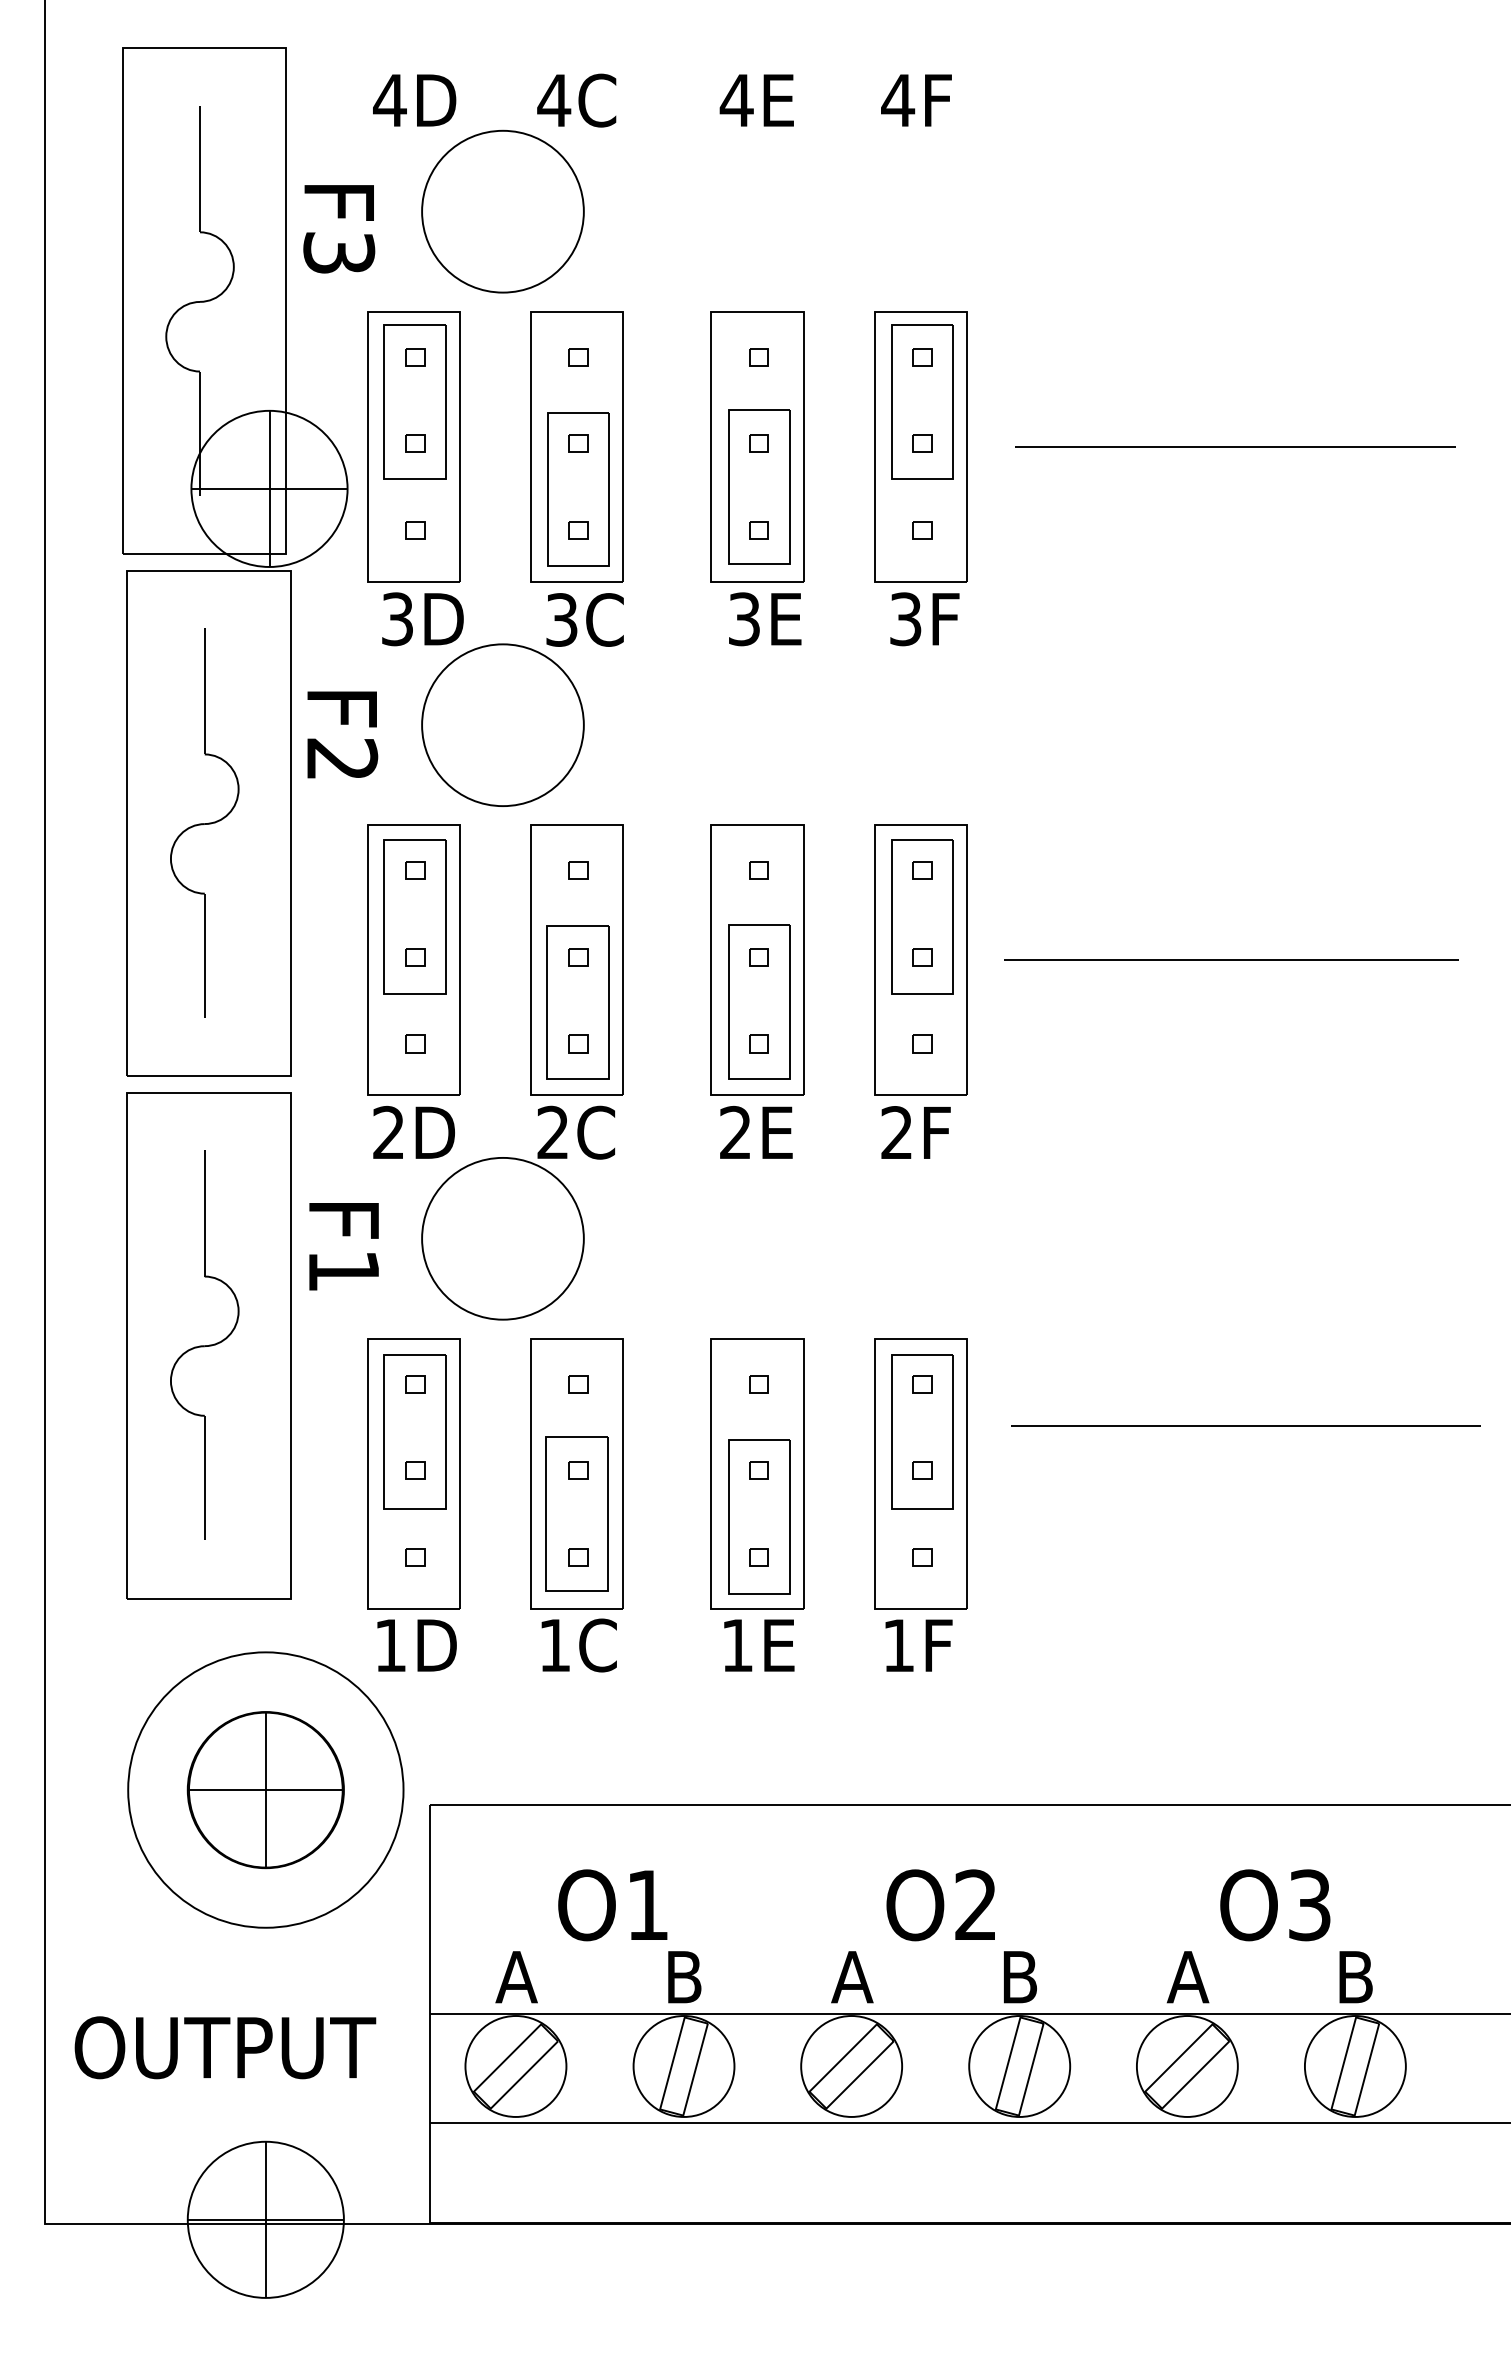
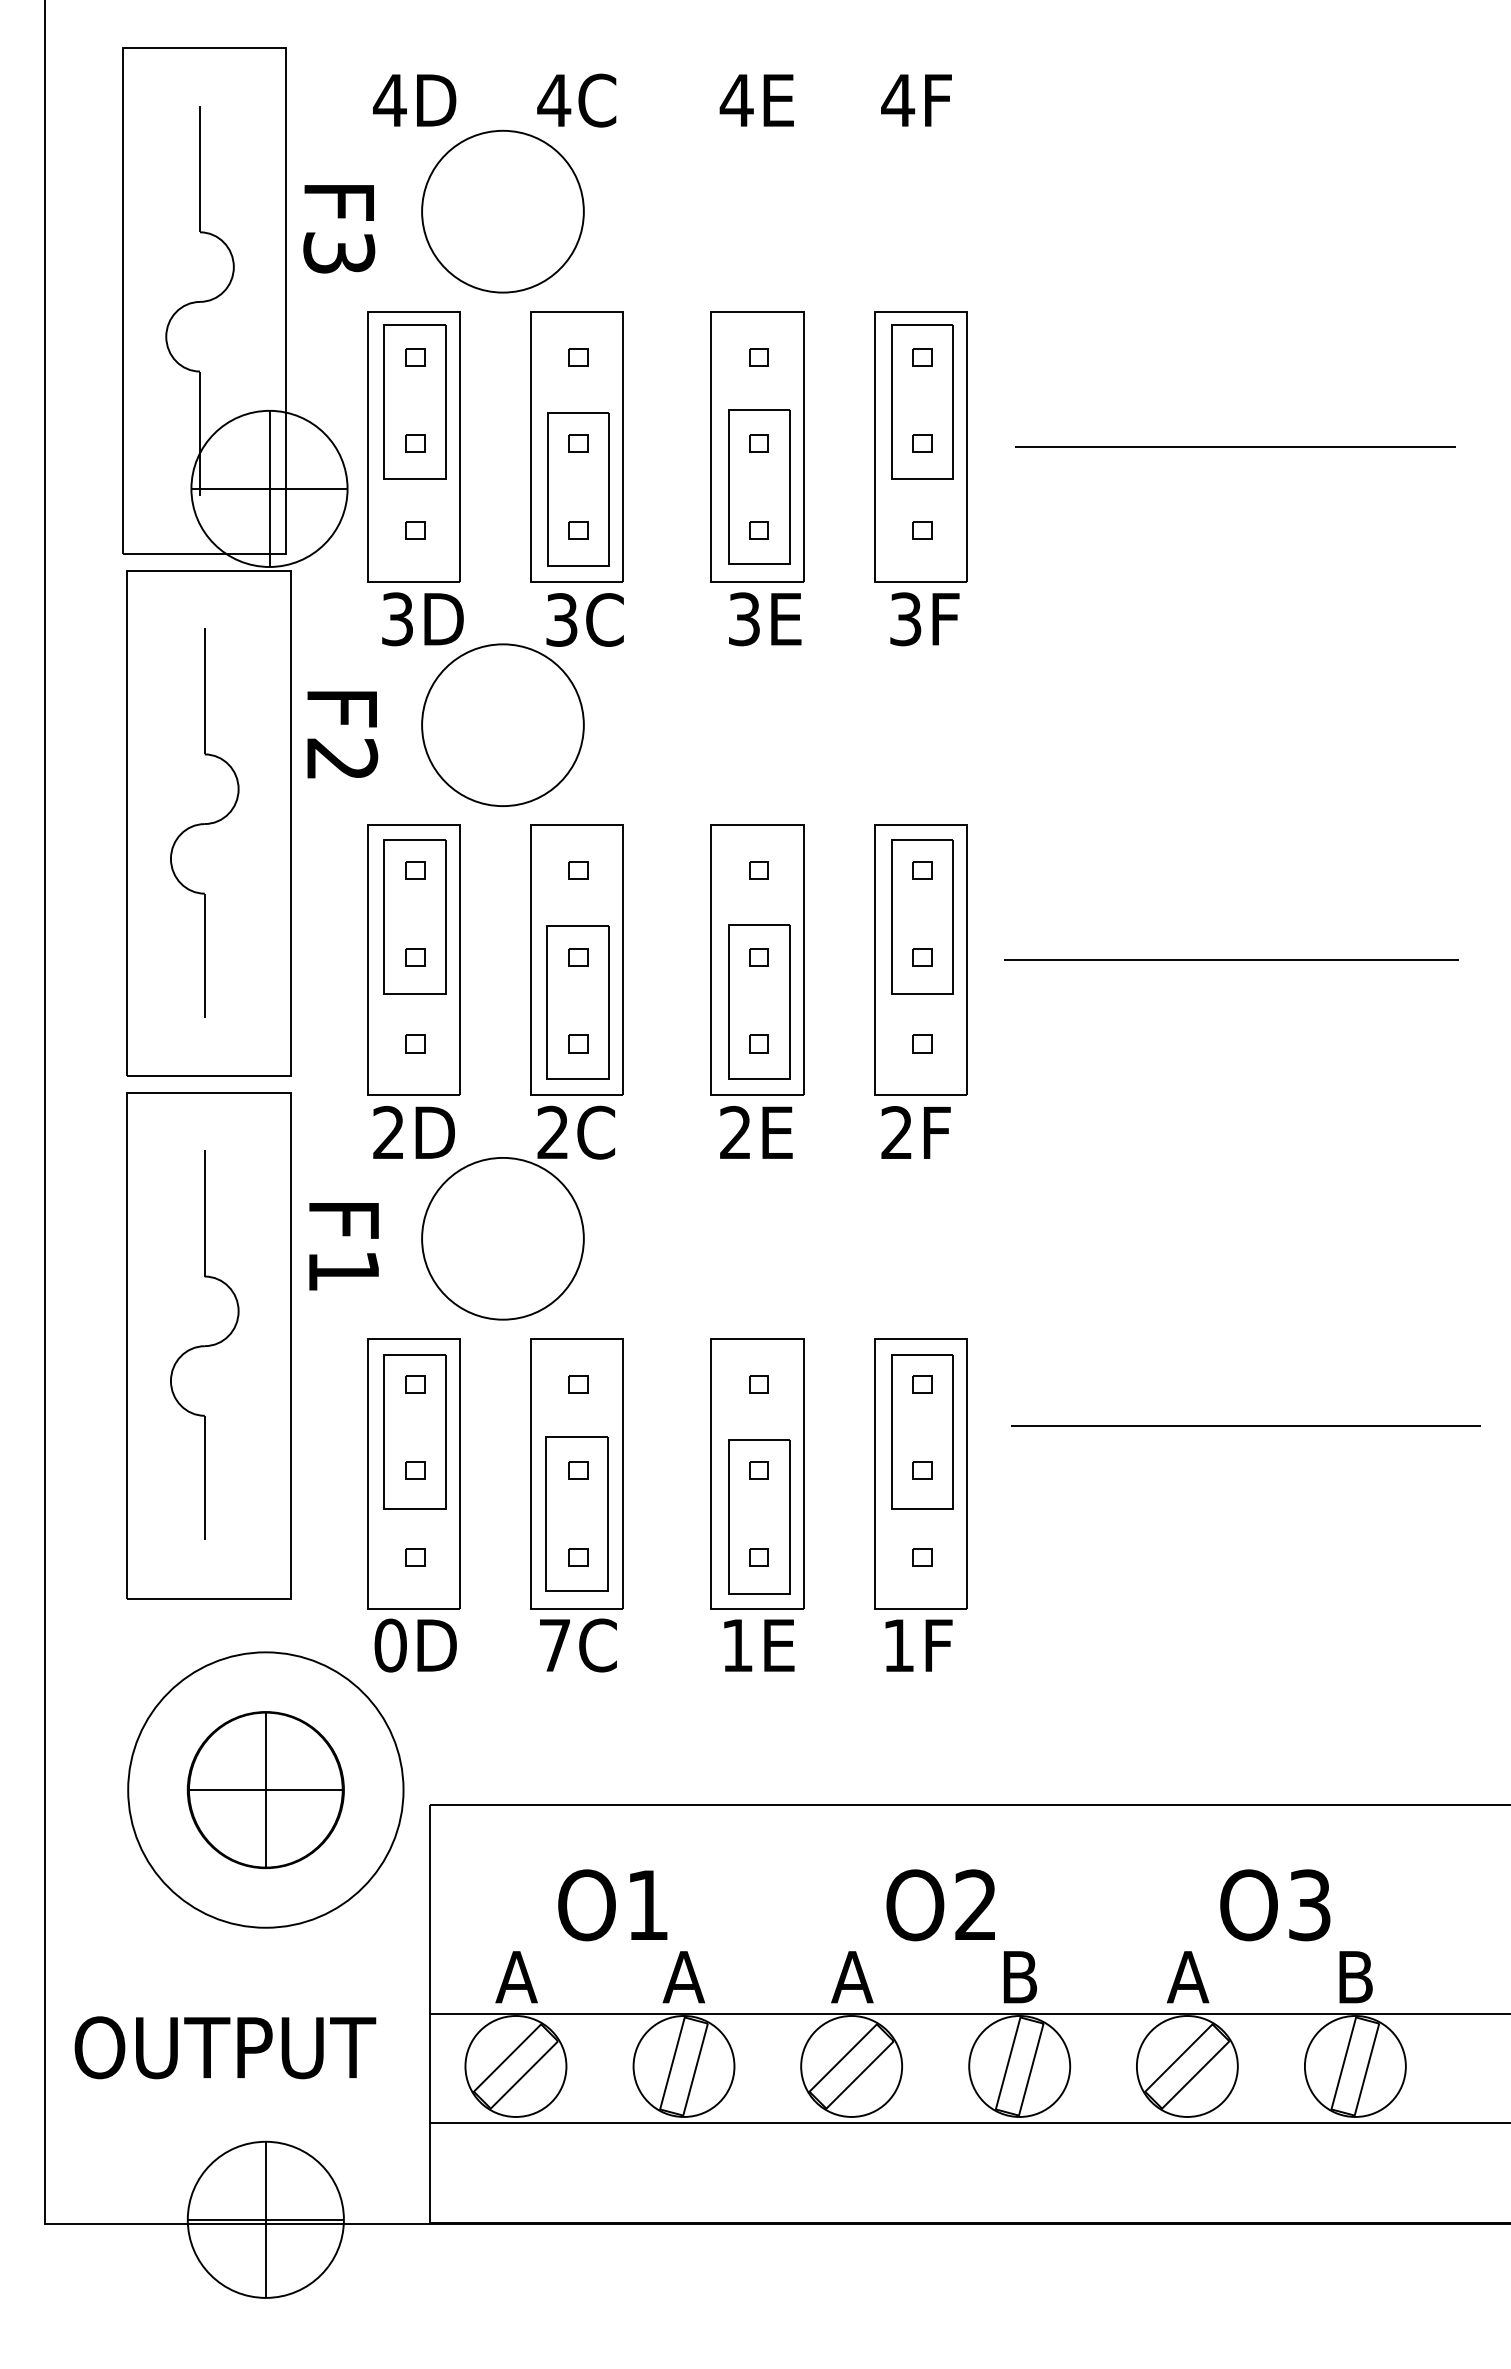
text: 1D -> 0D (390, 1645)
text: 1C -> 7C (554, 1645)
text: B -> A (683, 1977)
